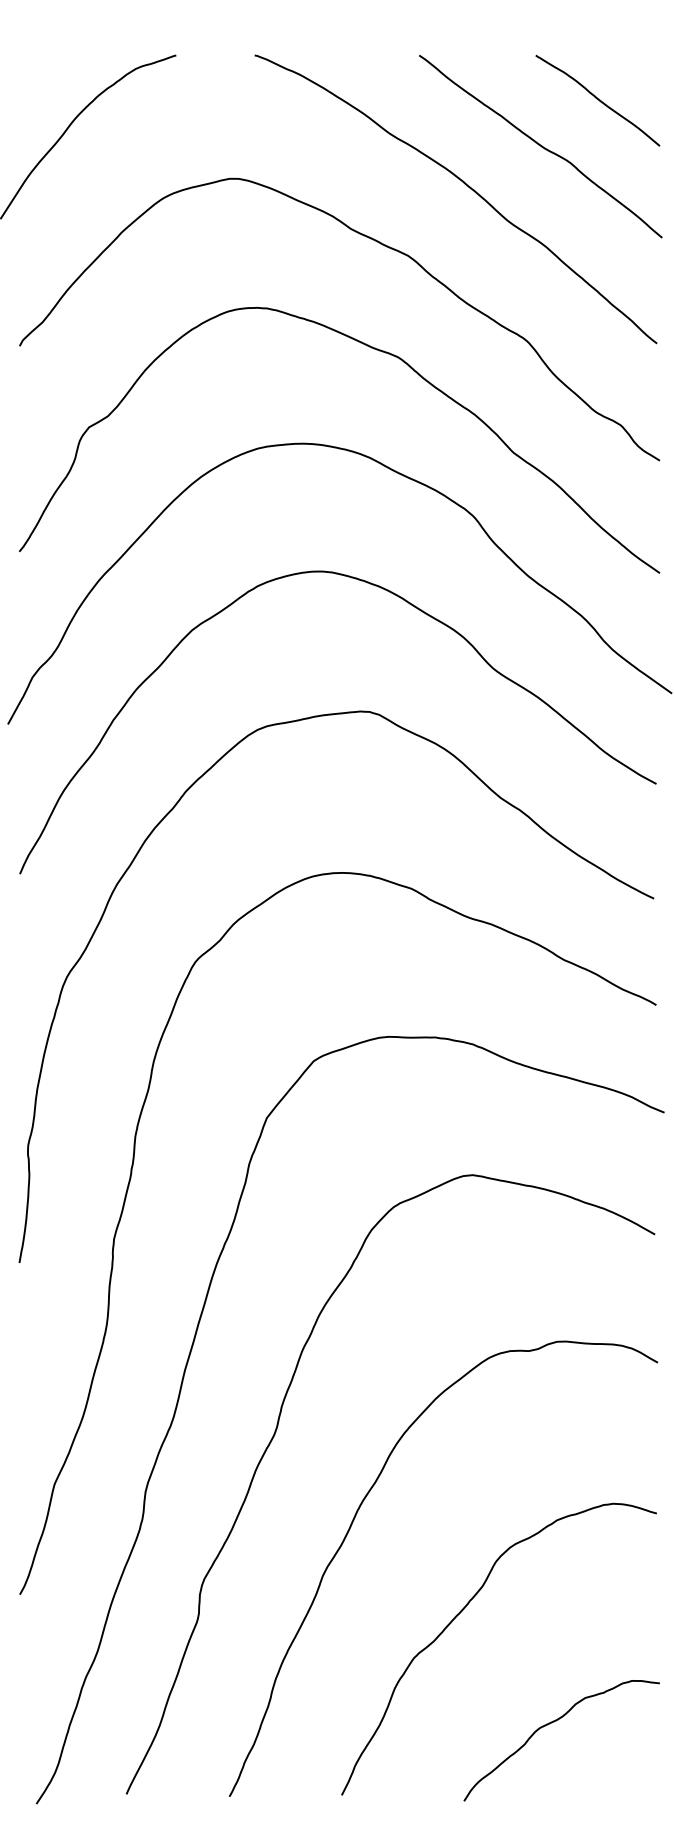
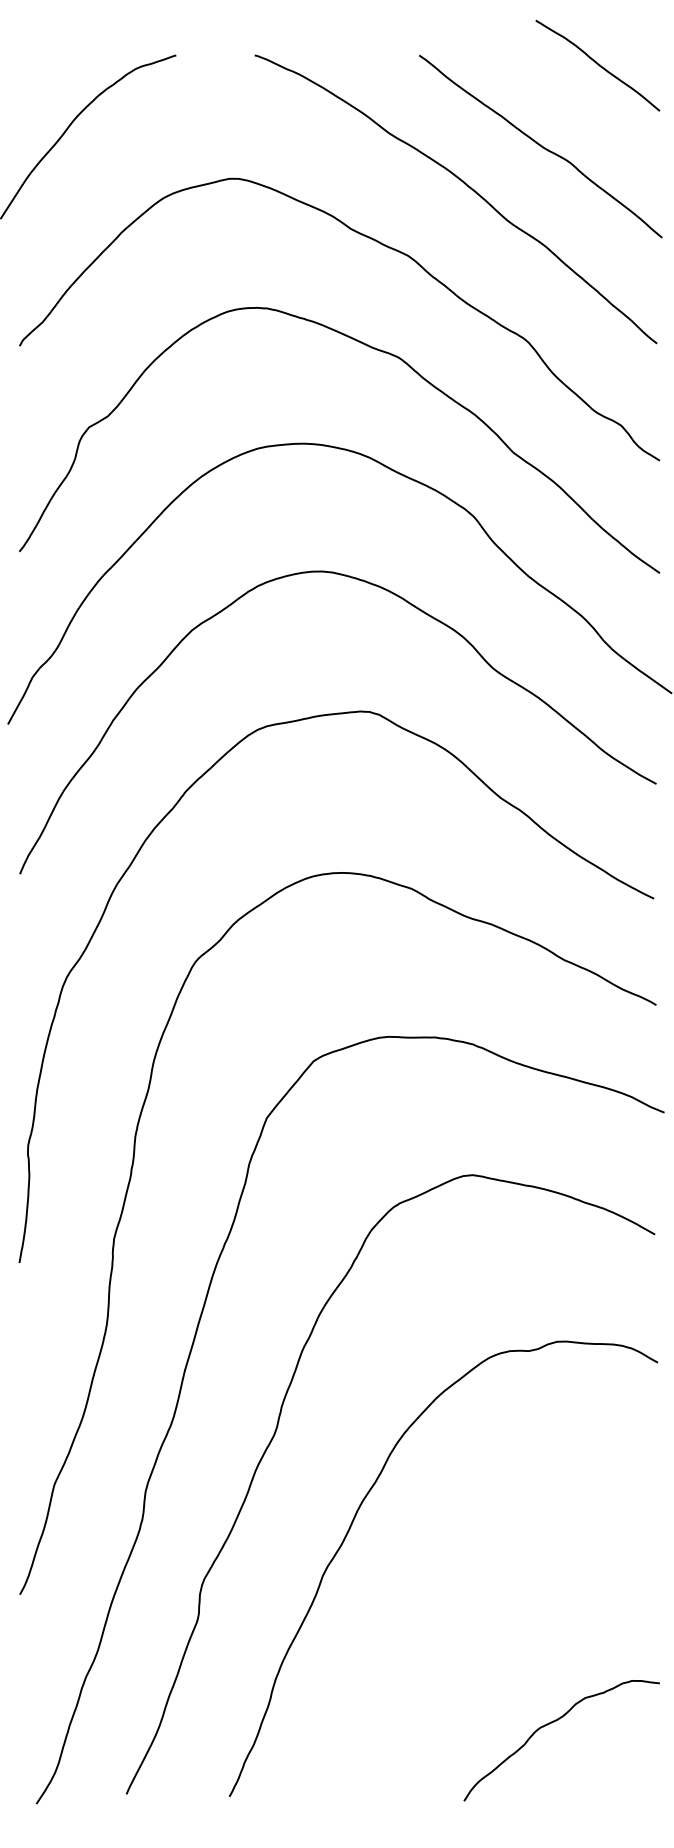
curve position: (597, 99) -> (597, 64) (597, 64)
curve: present -> none (462, 1611)
